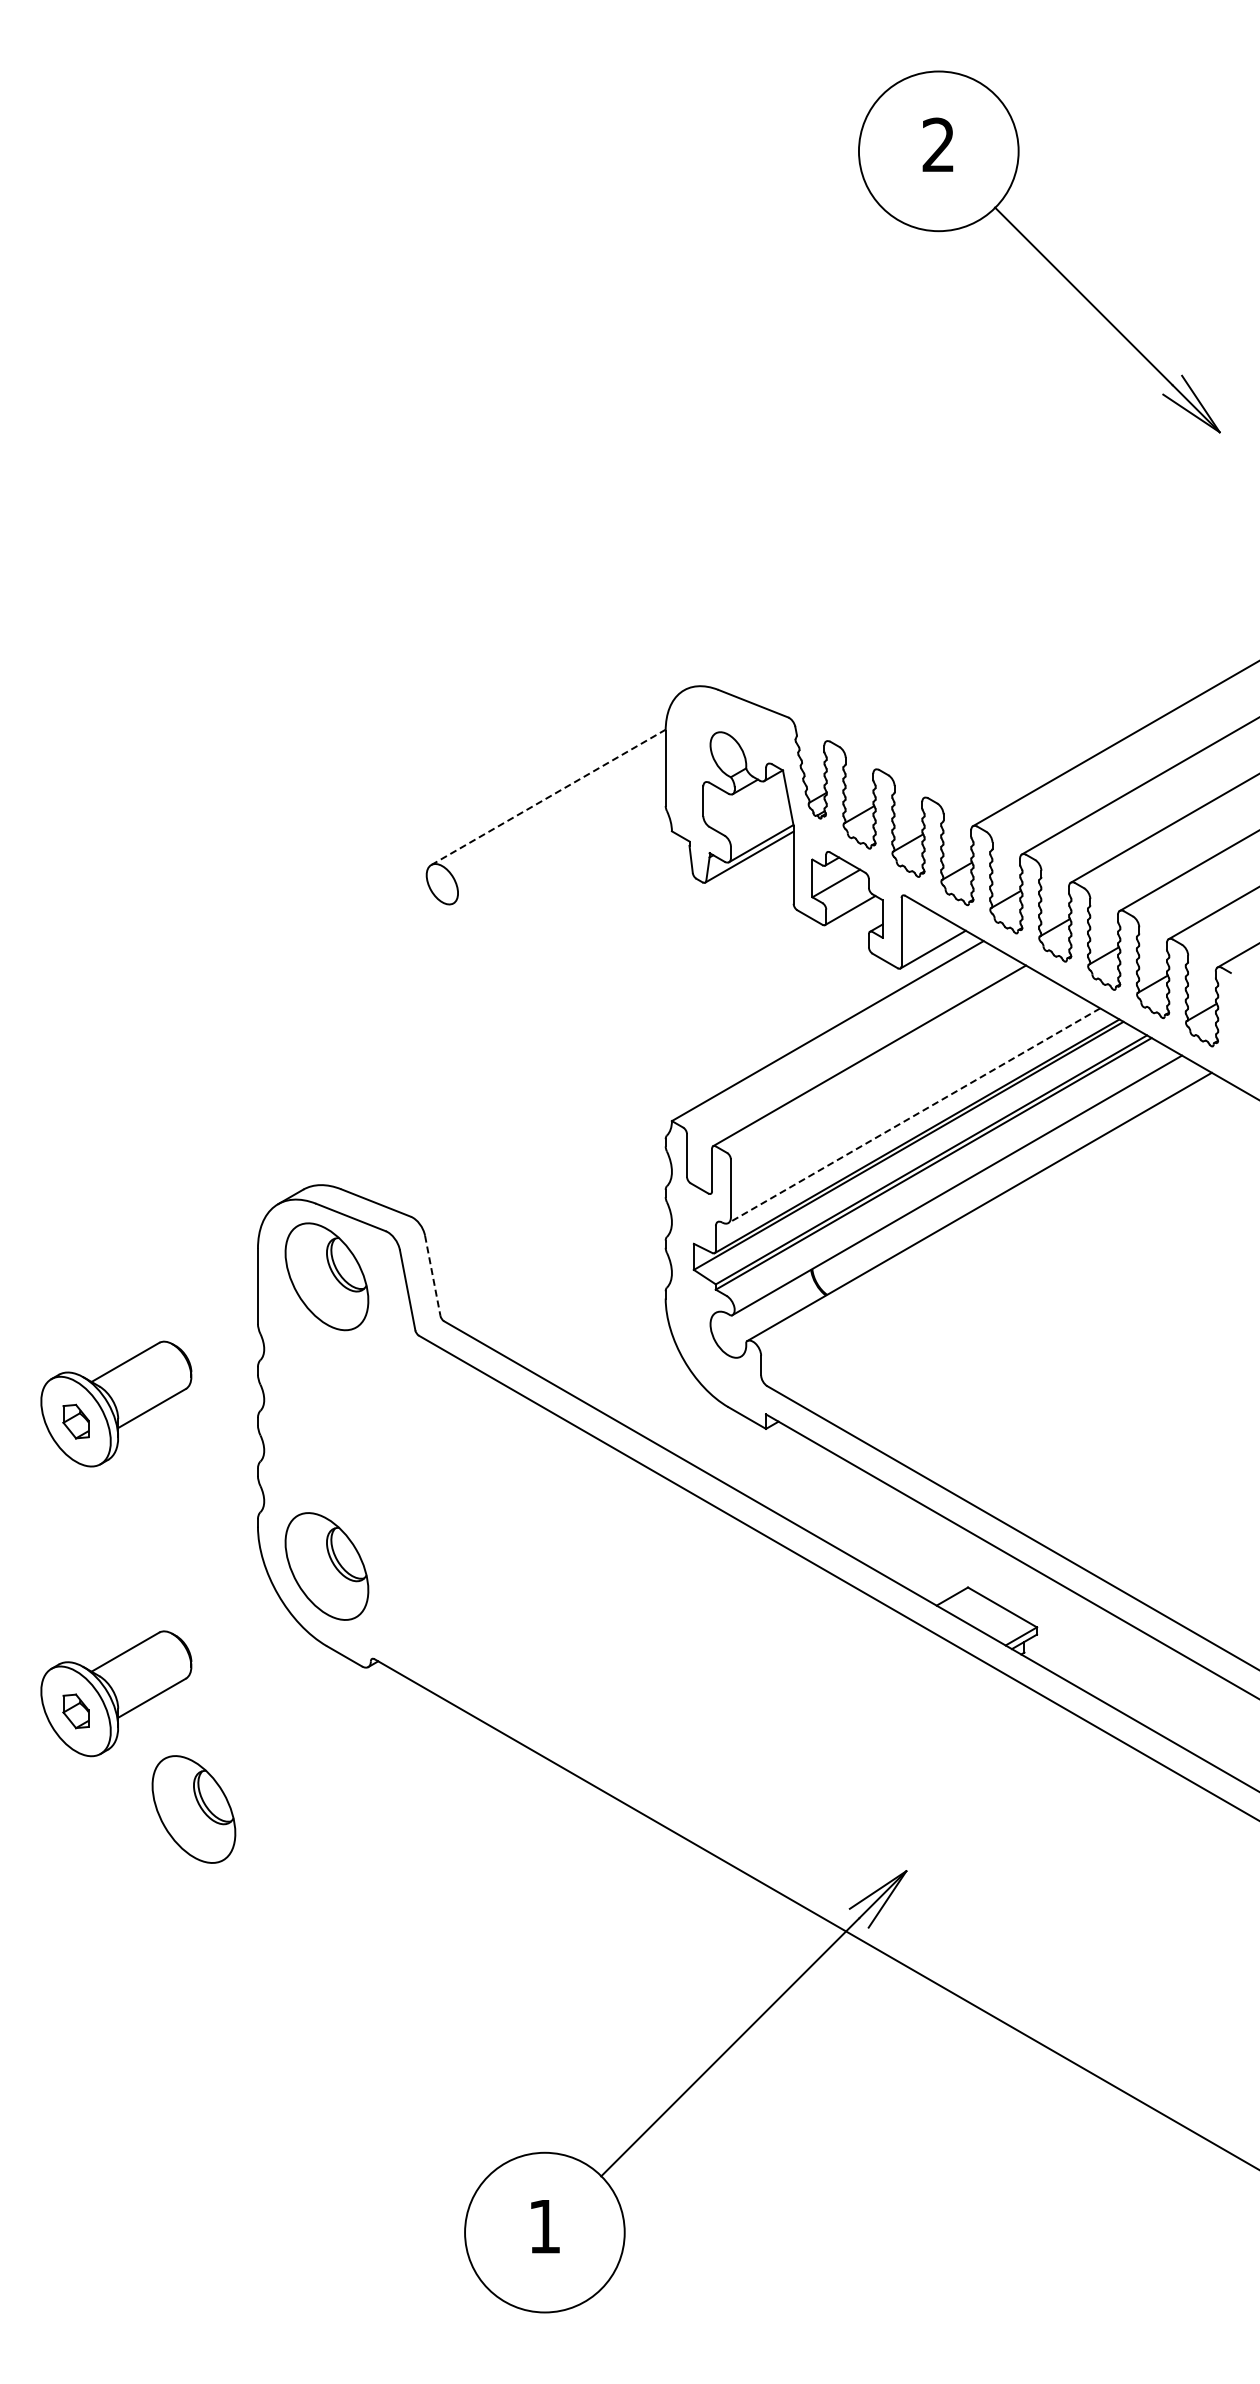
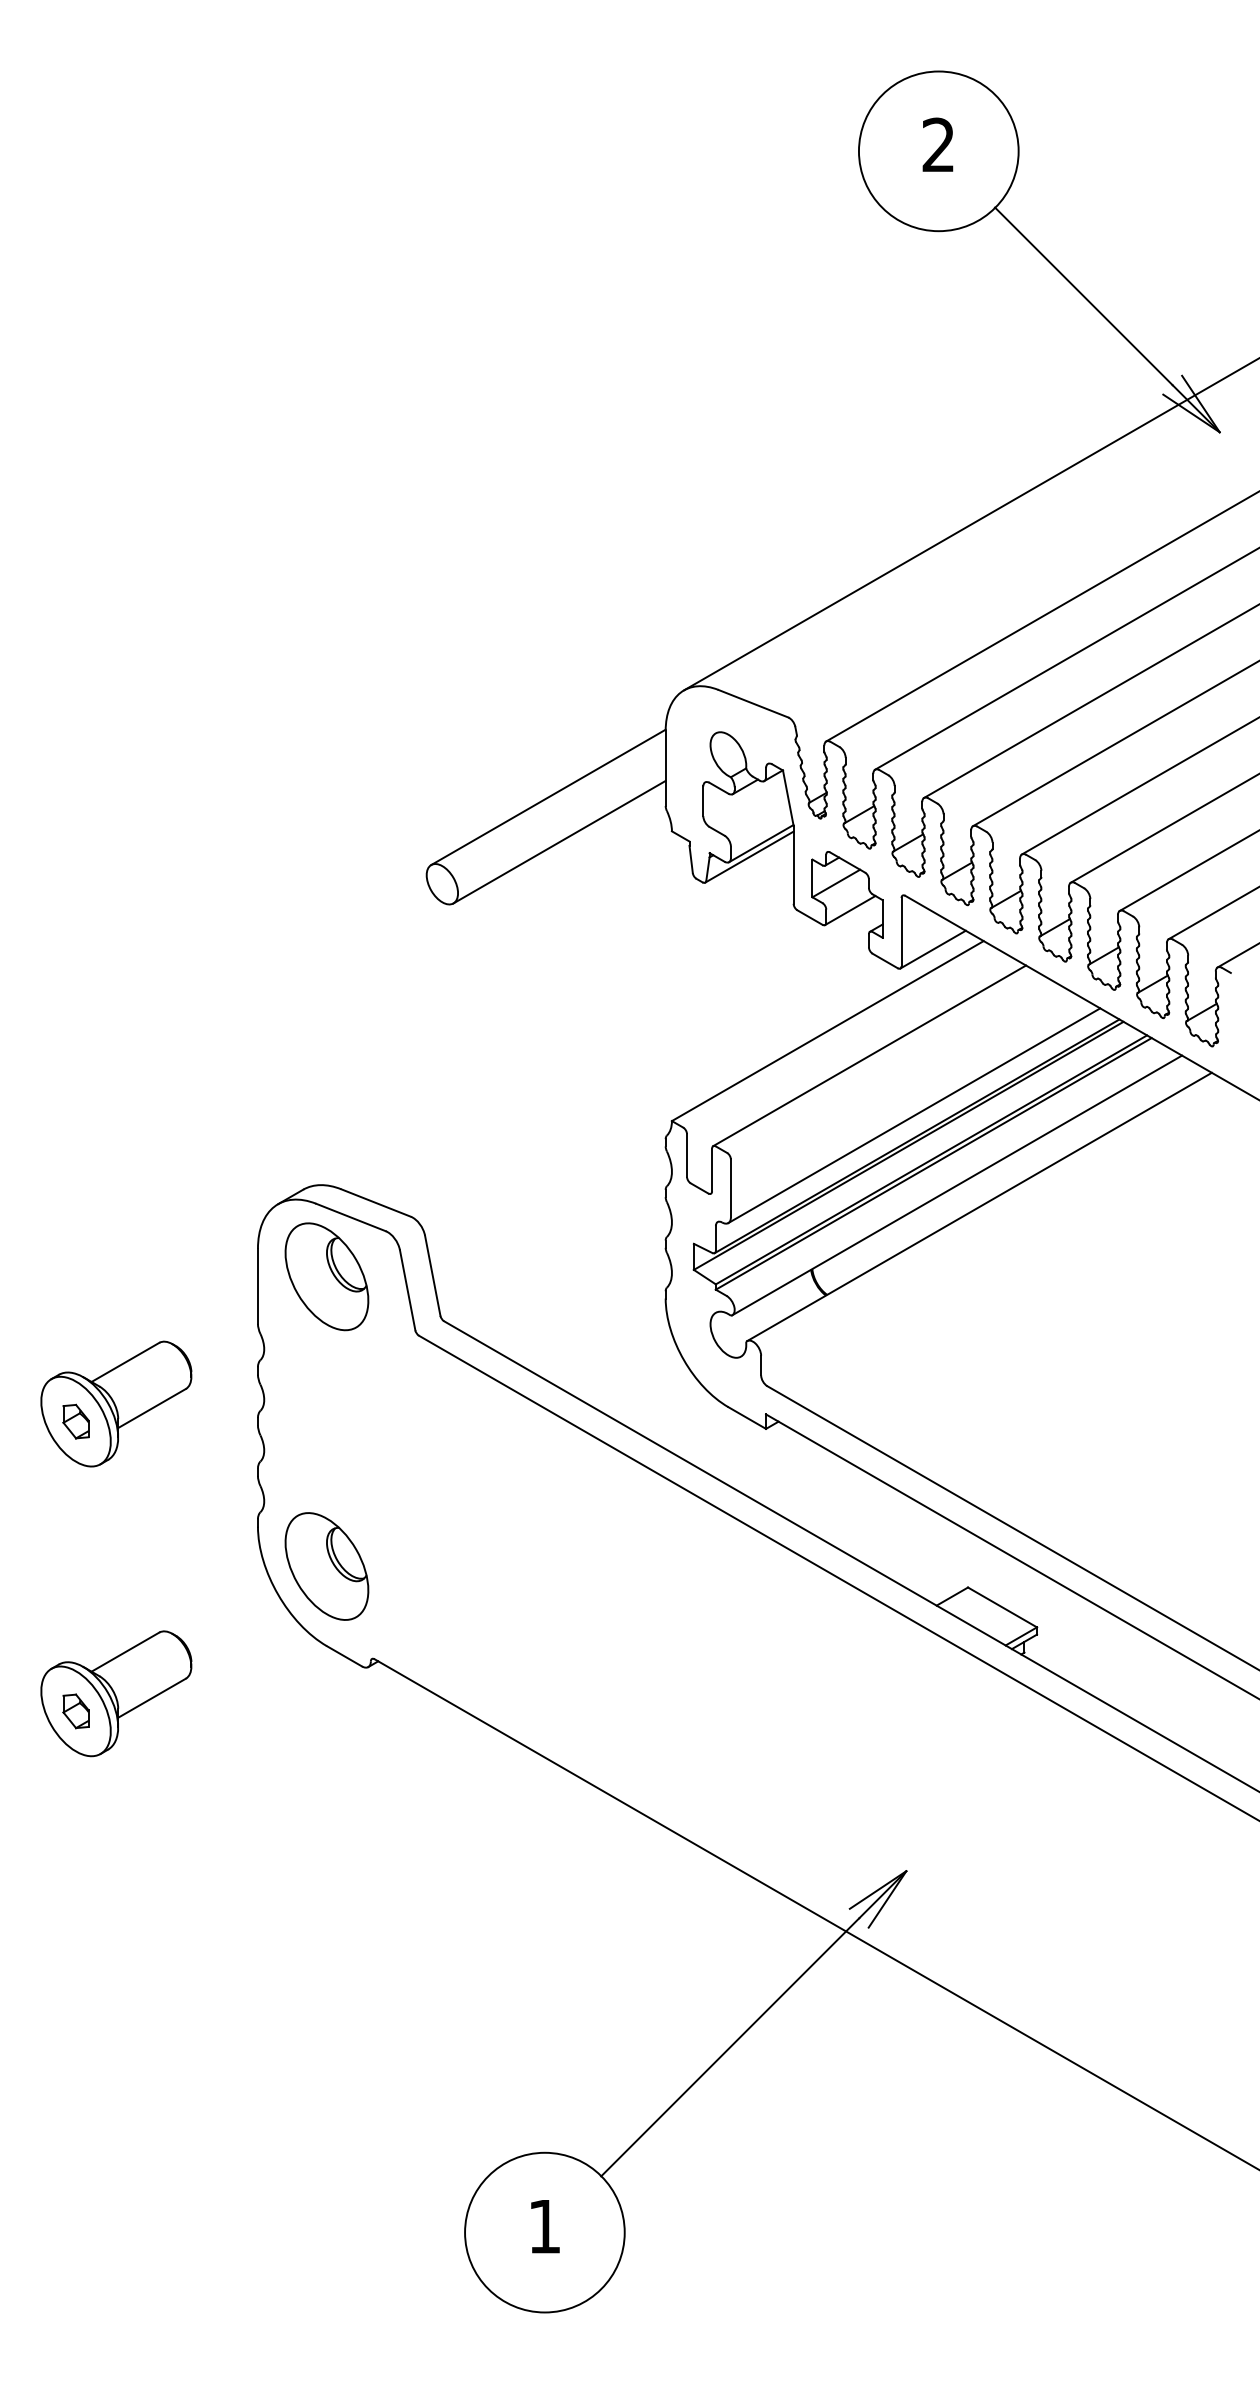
line: none -> present (970, 525)
line: none -> present (1041, 617)
line: none -> present (1065, 659)
line: none -> present (1090, 701)
line: dashed -> solid (548, 797)
line: none -> present (559, 841)
line: dashed -> solid (914, 1115)
line: dashed -> solid (432, 1275)
part: present -> none (193, 1809)
